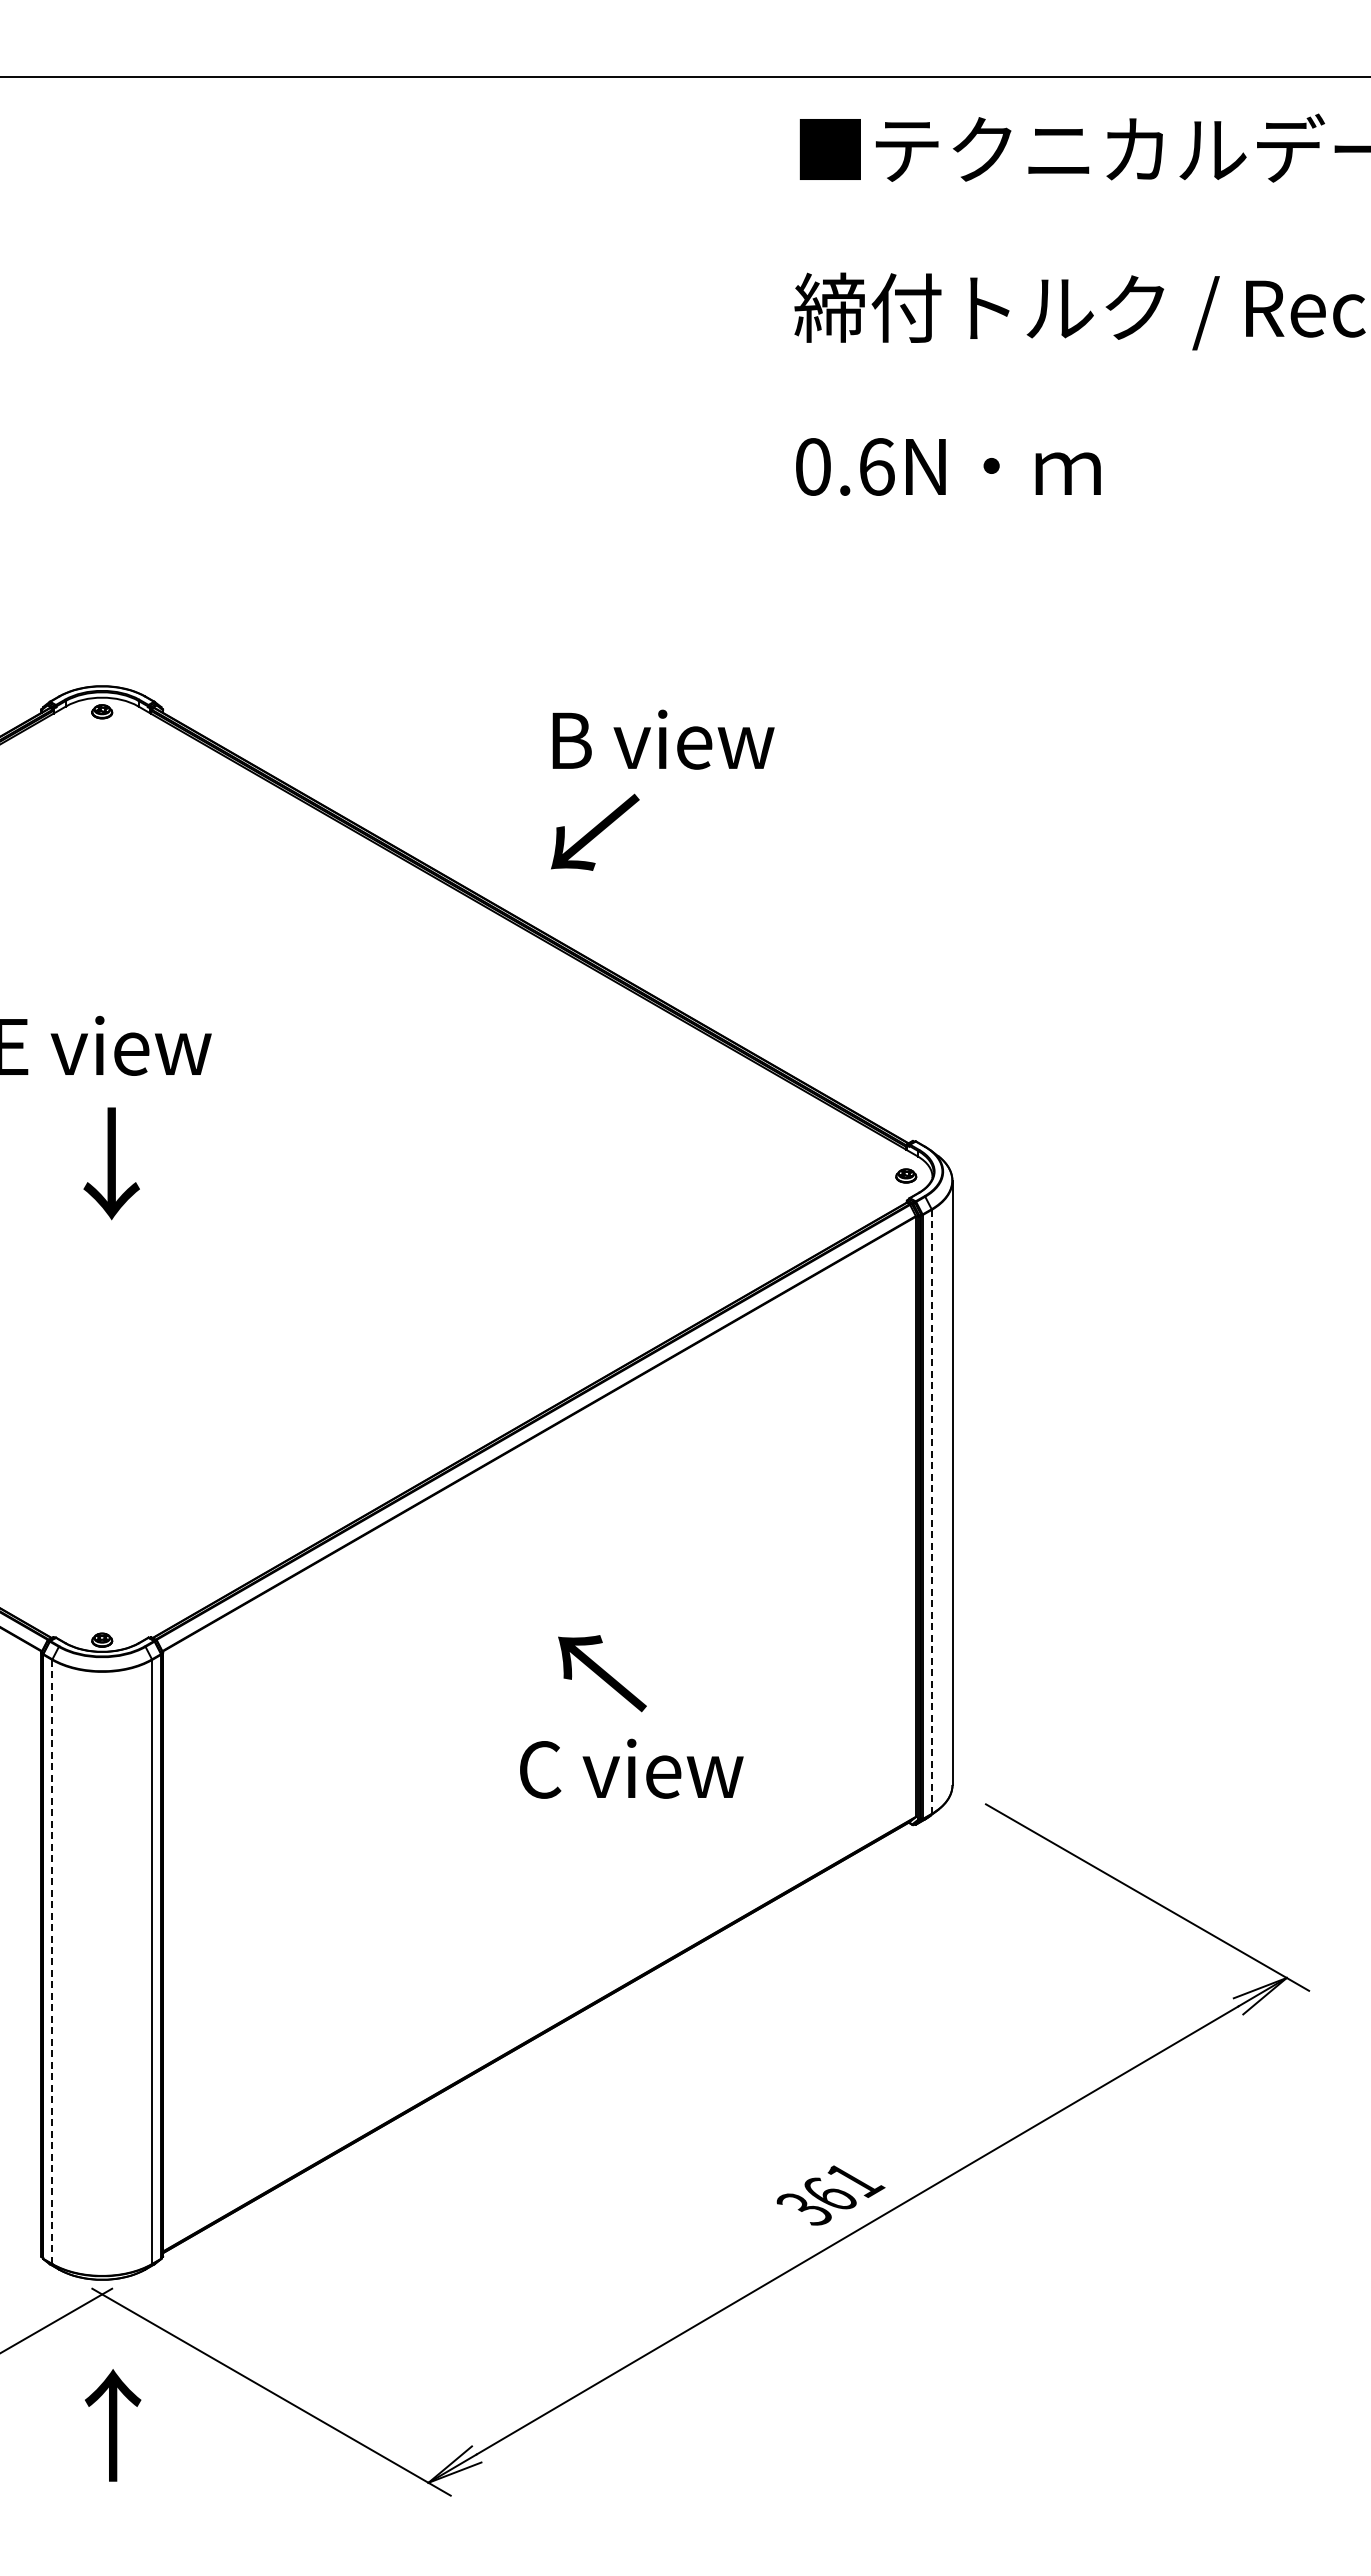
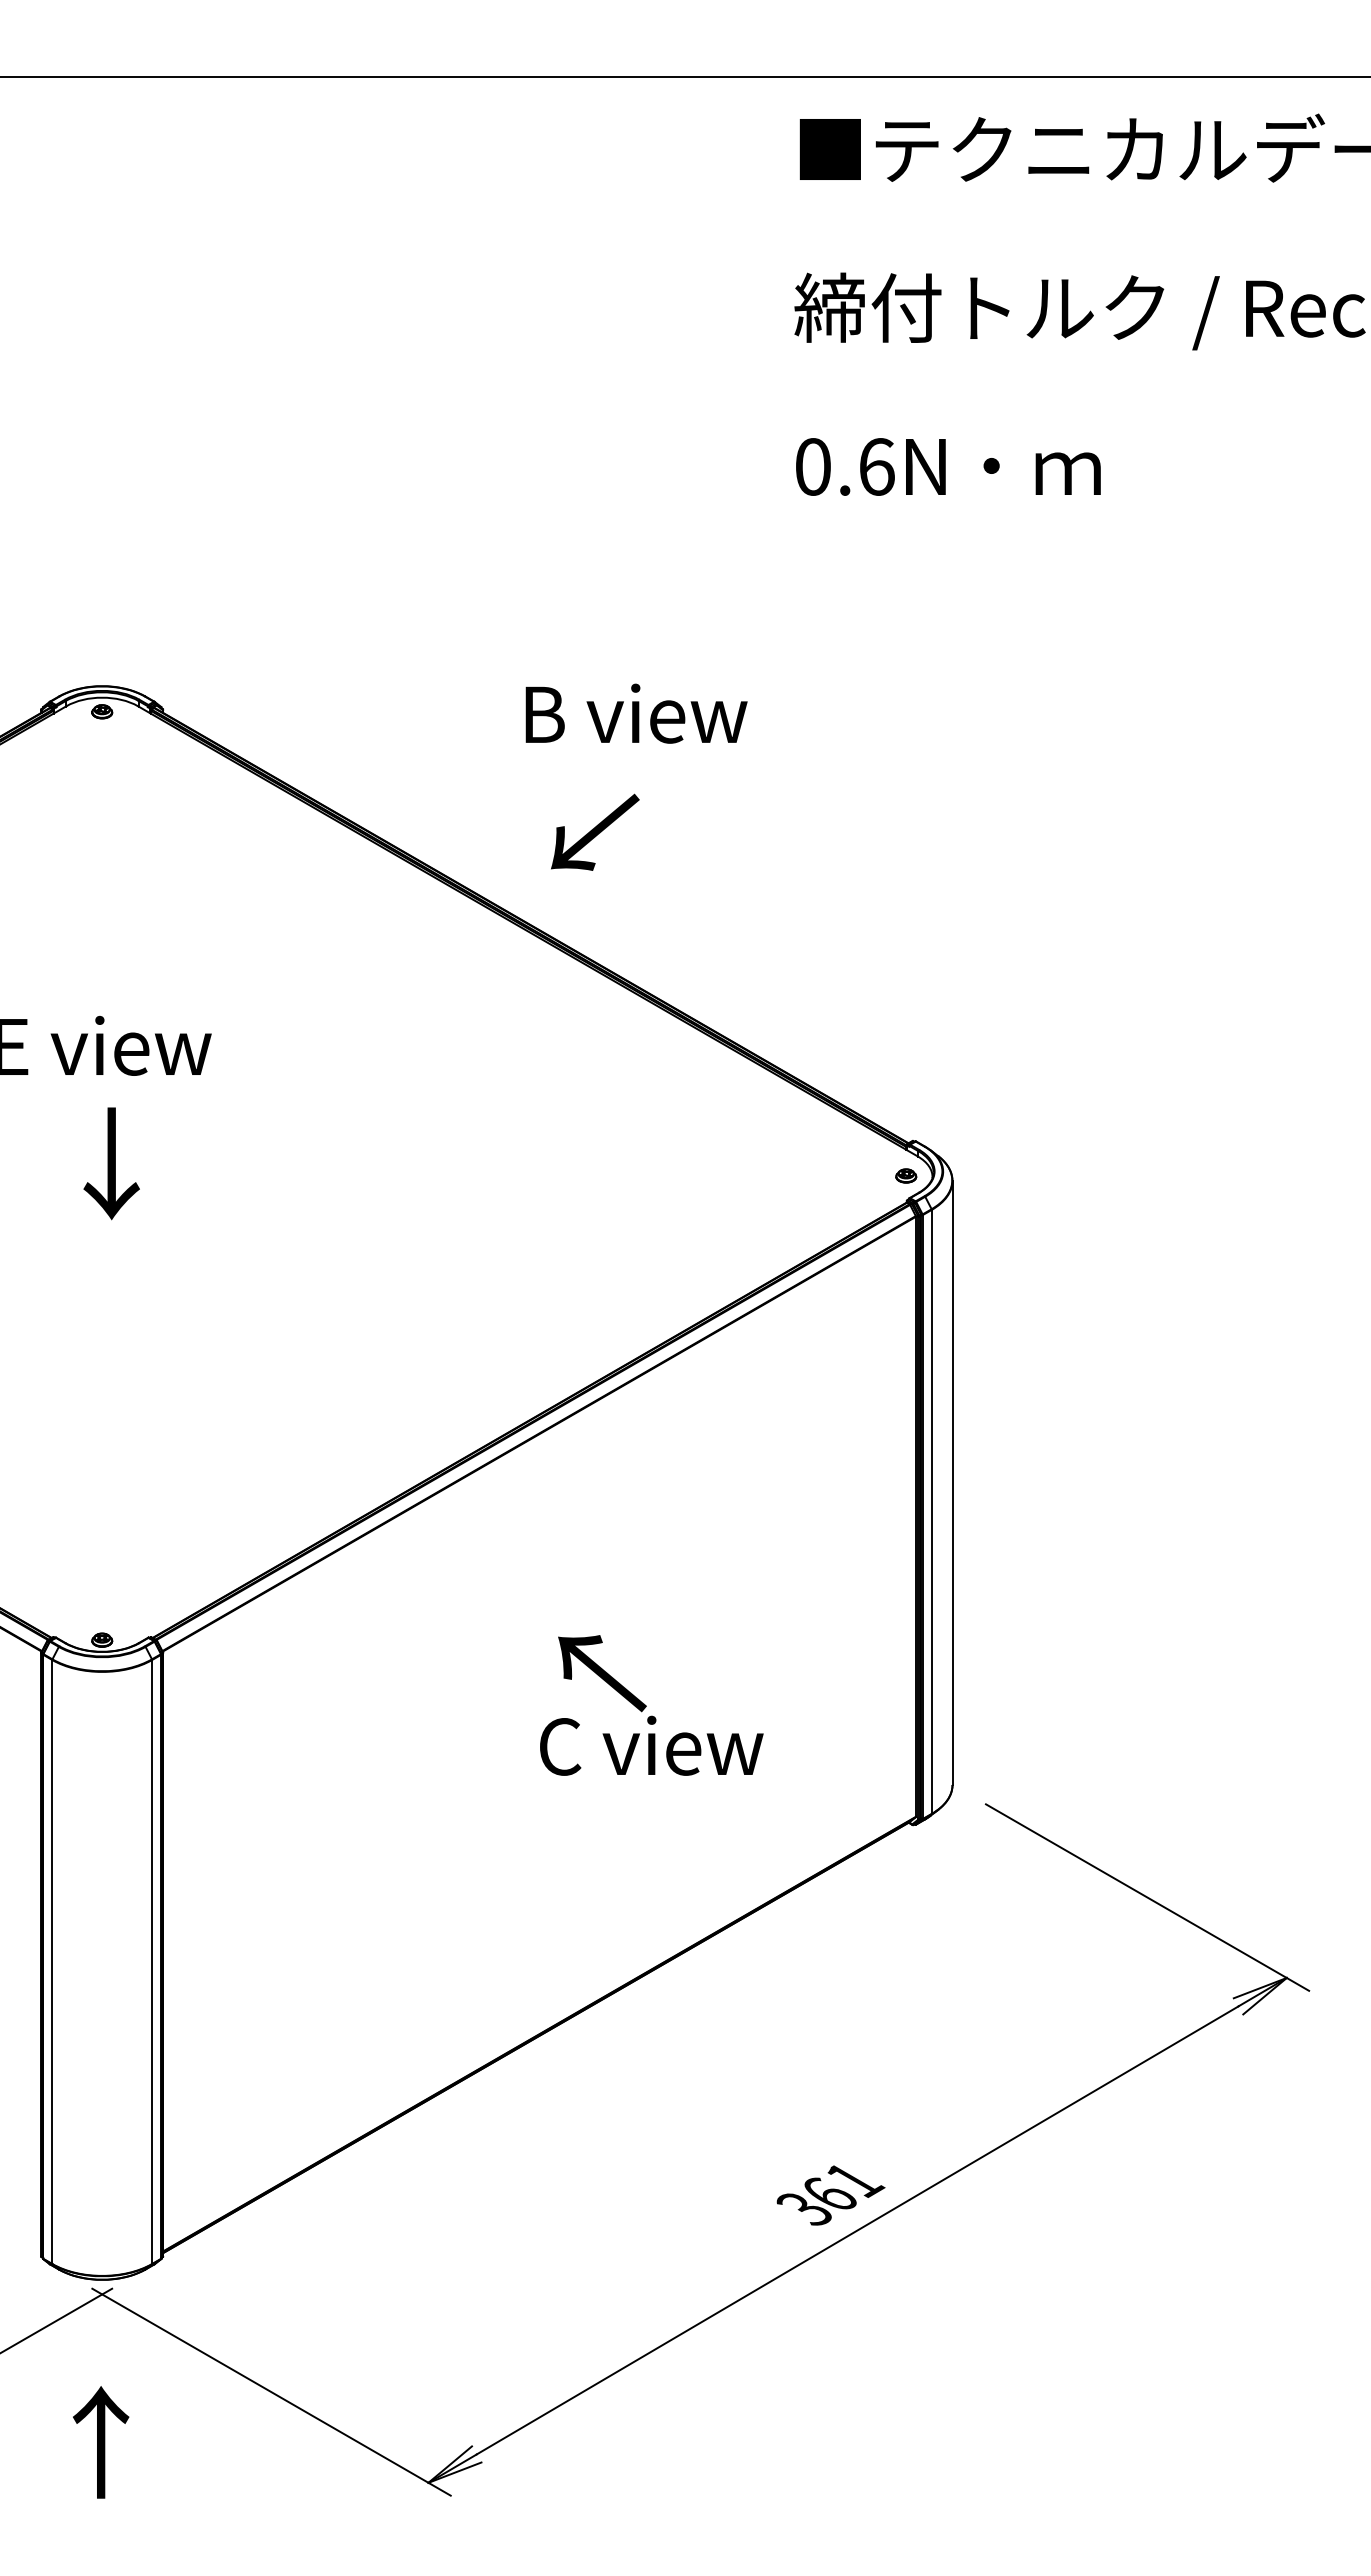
text position: (663, 739) -> (636, 713) (636, 713)
line: dashed -> solid (931, 1511)
text position: (631, 1768) -> (651, 1745) (651, 1745)
line: dashed -> solid (52, 1961)
text position: (113, 2425) -> (101, 2442) (101, 2442)
